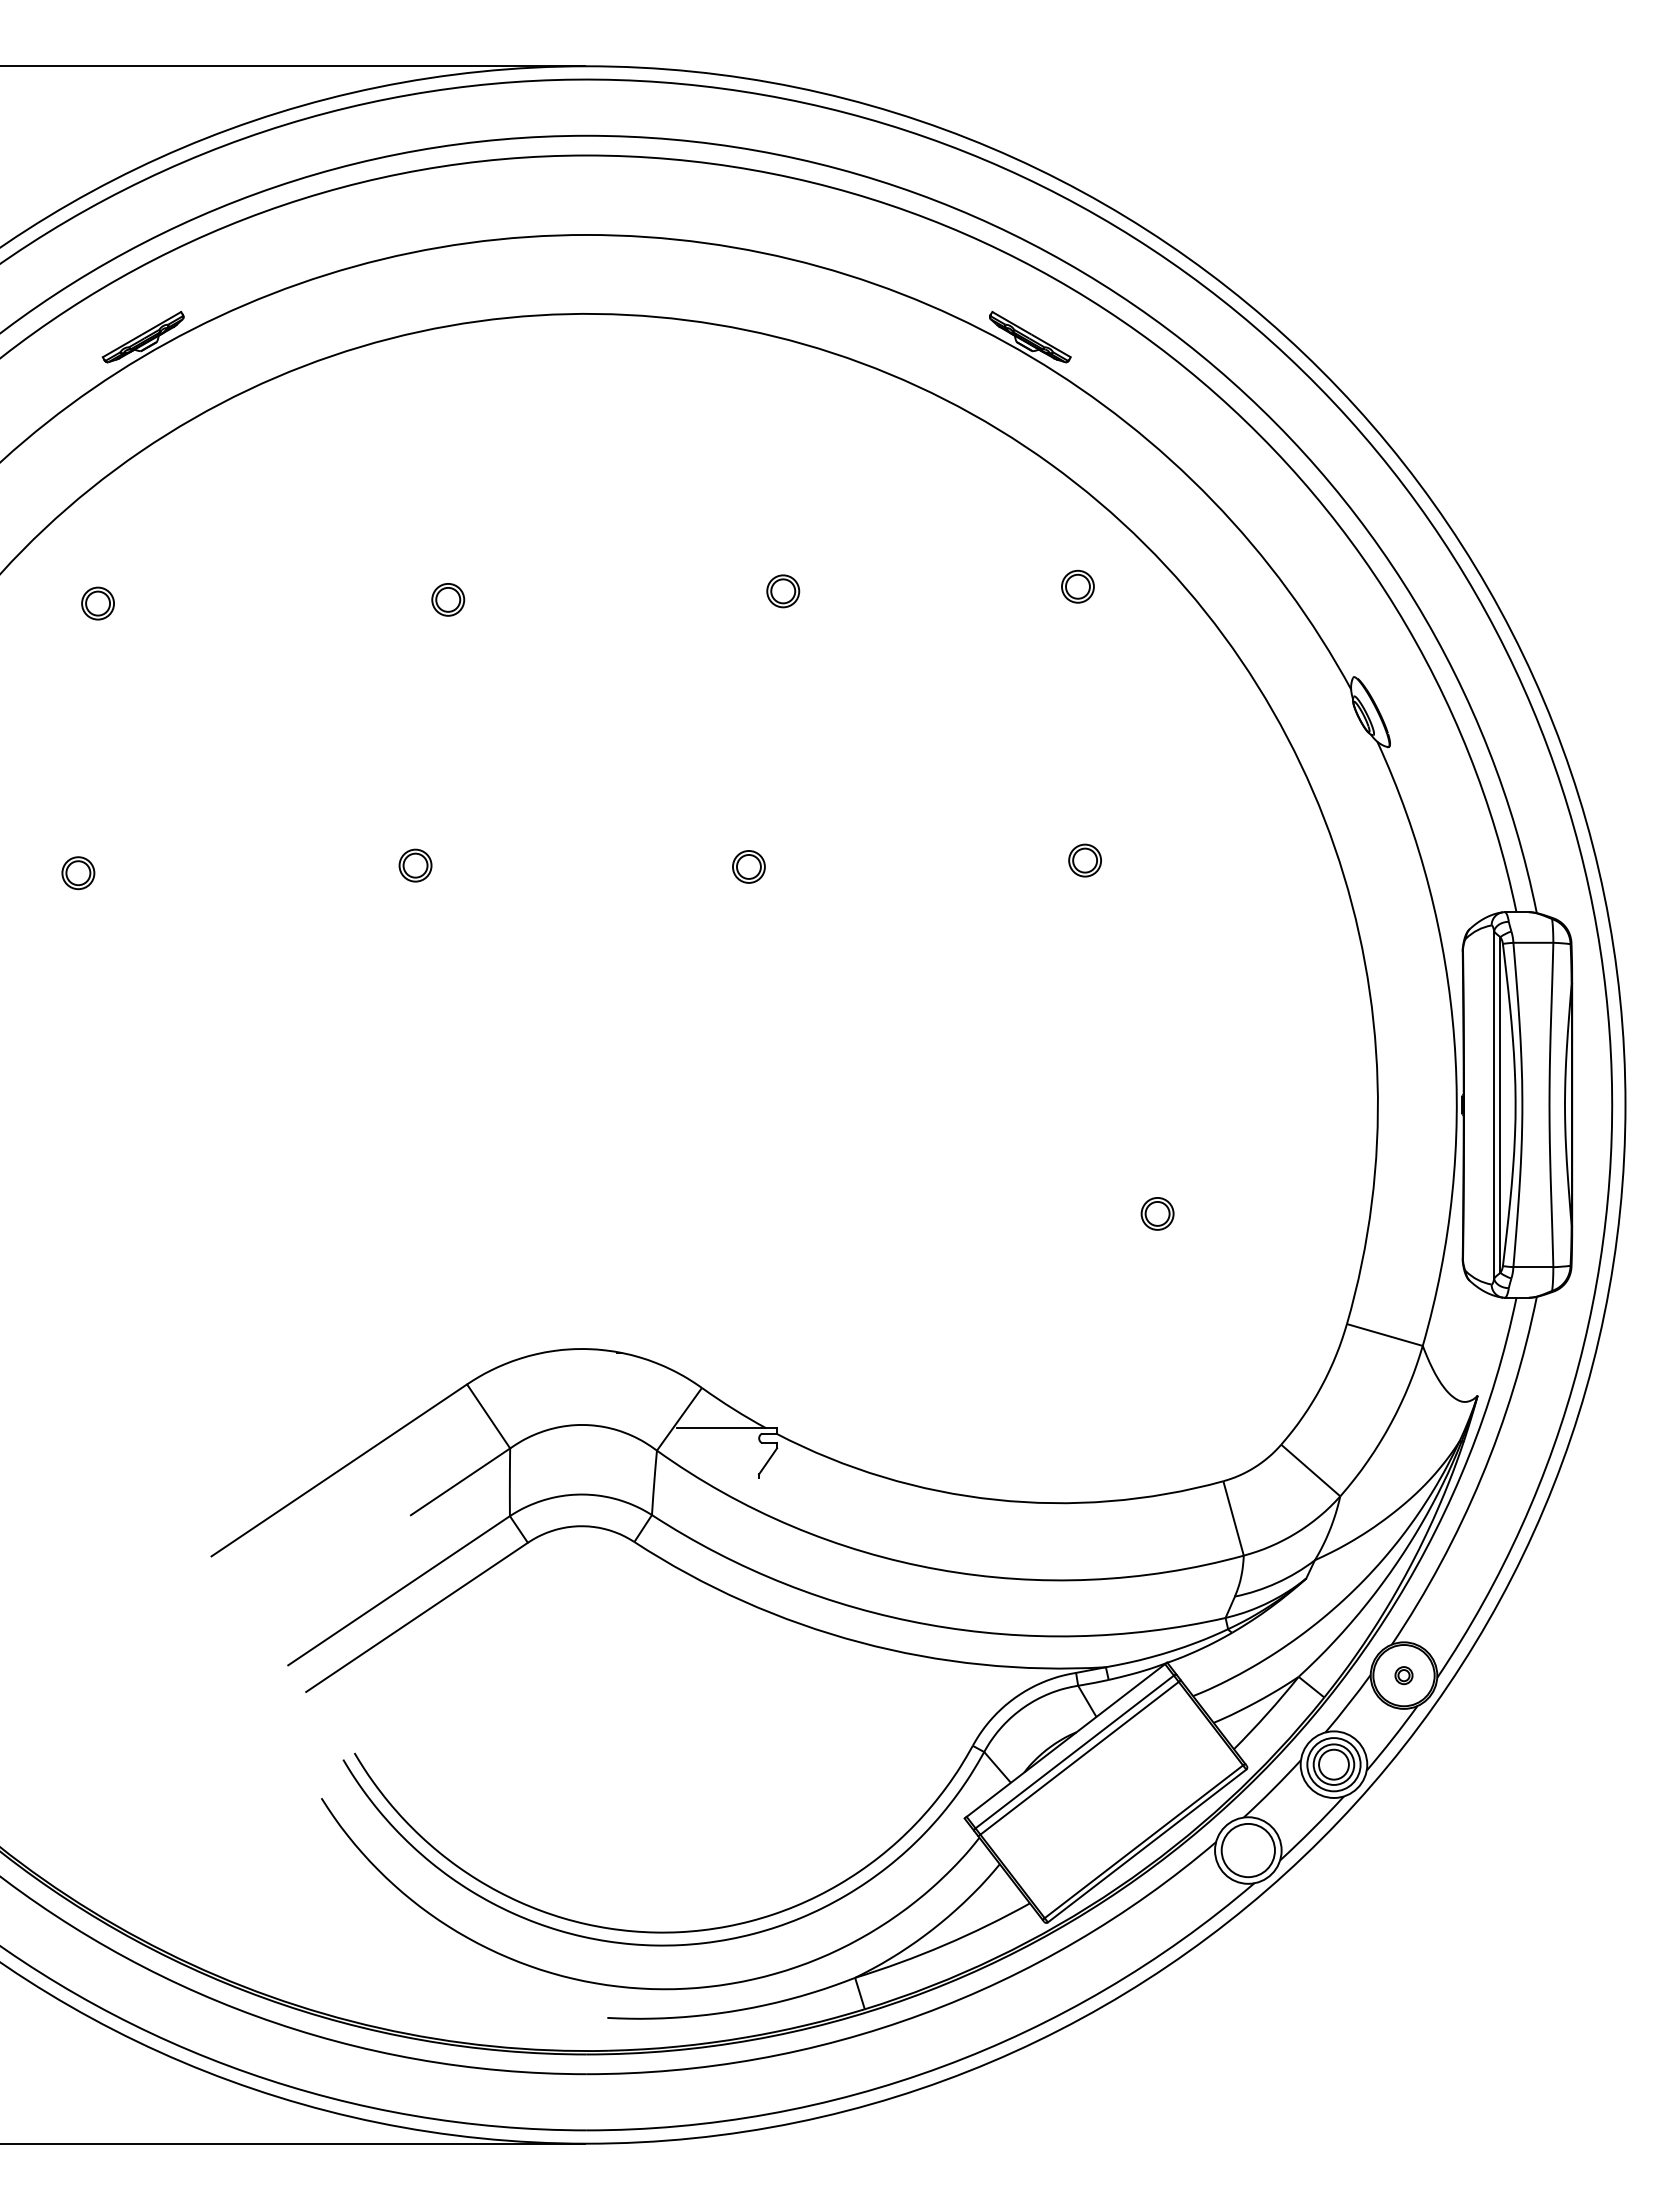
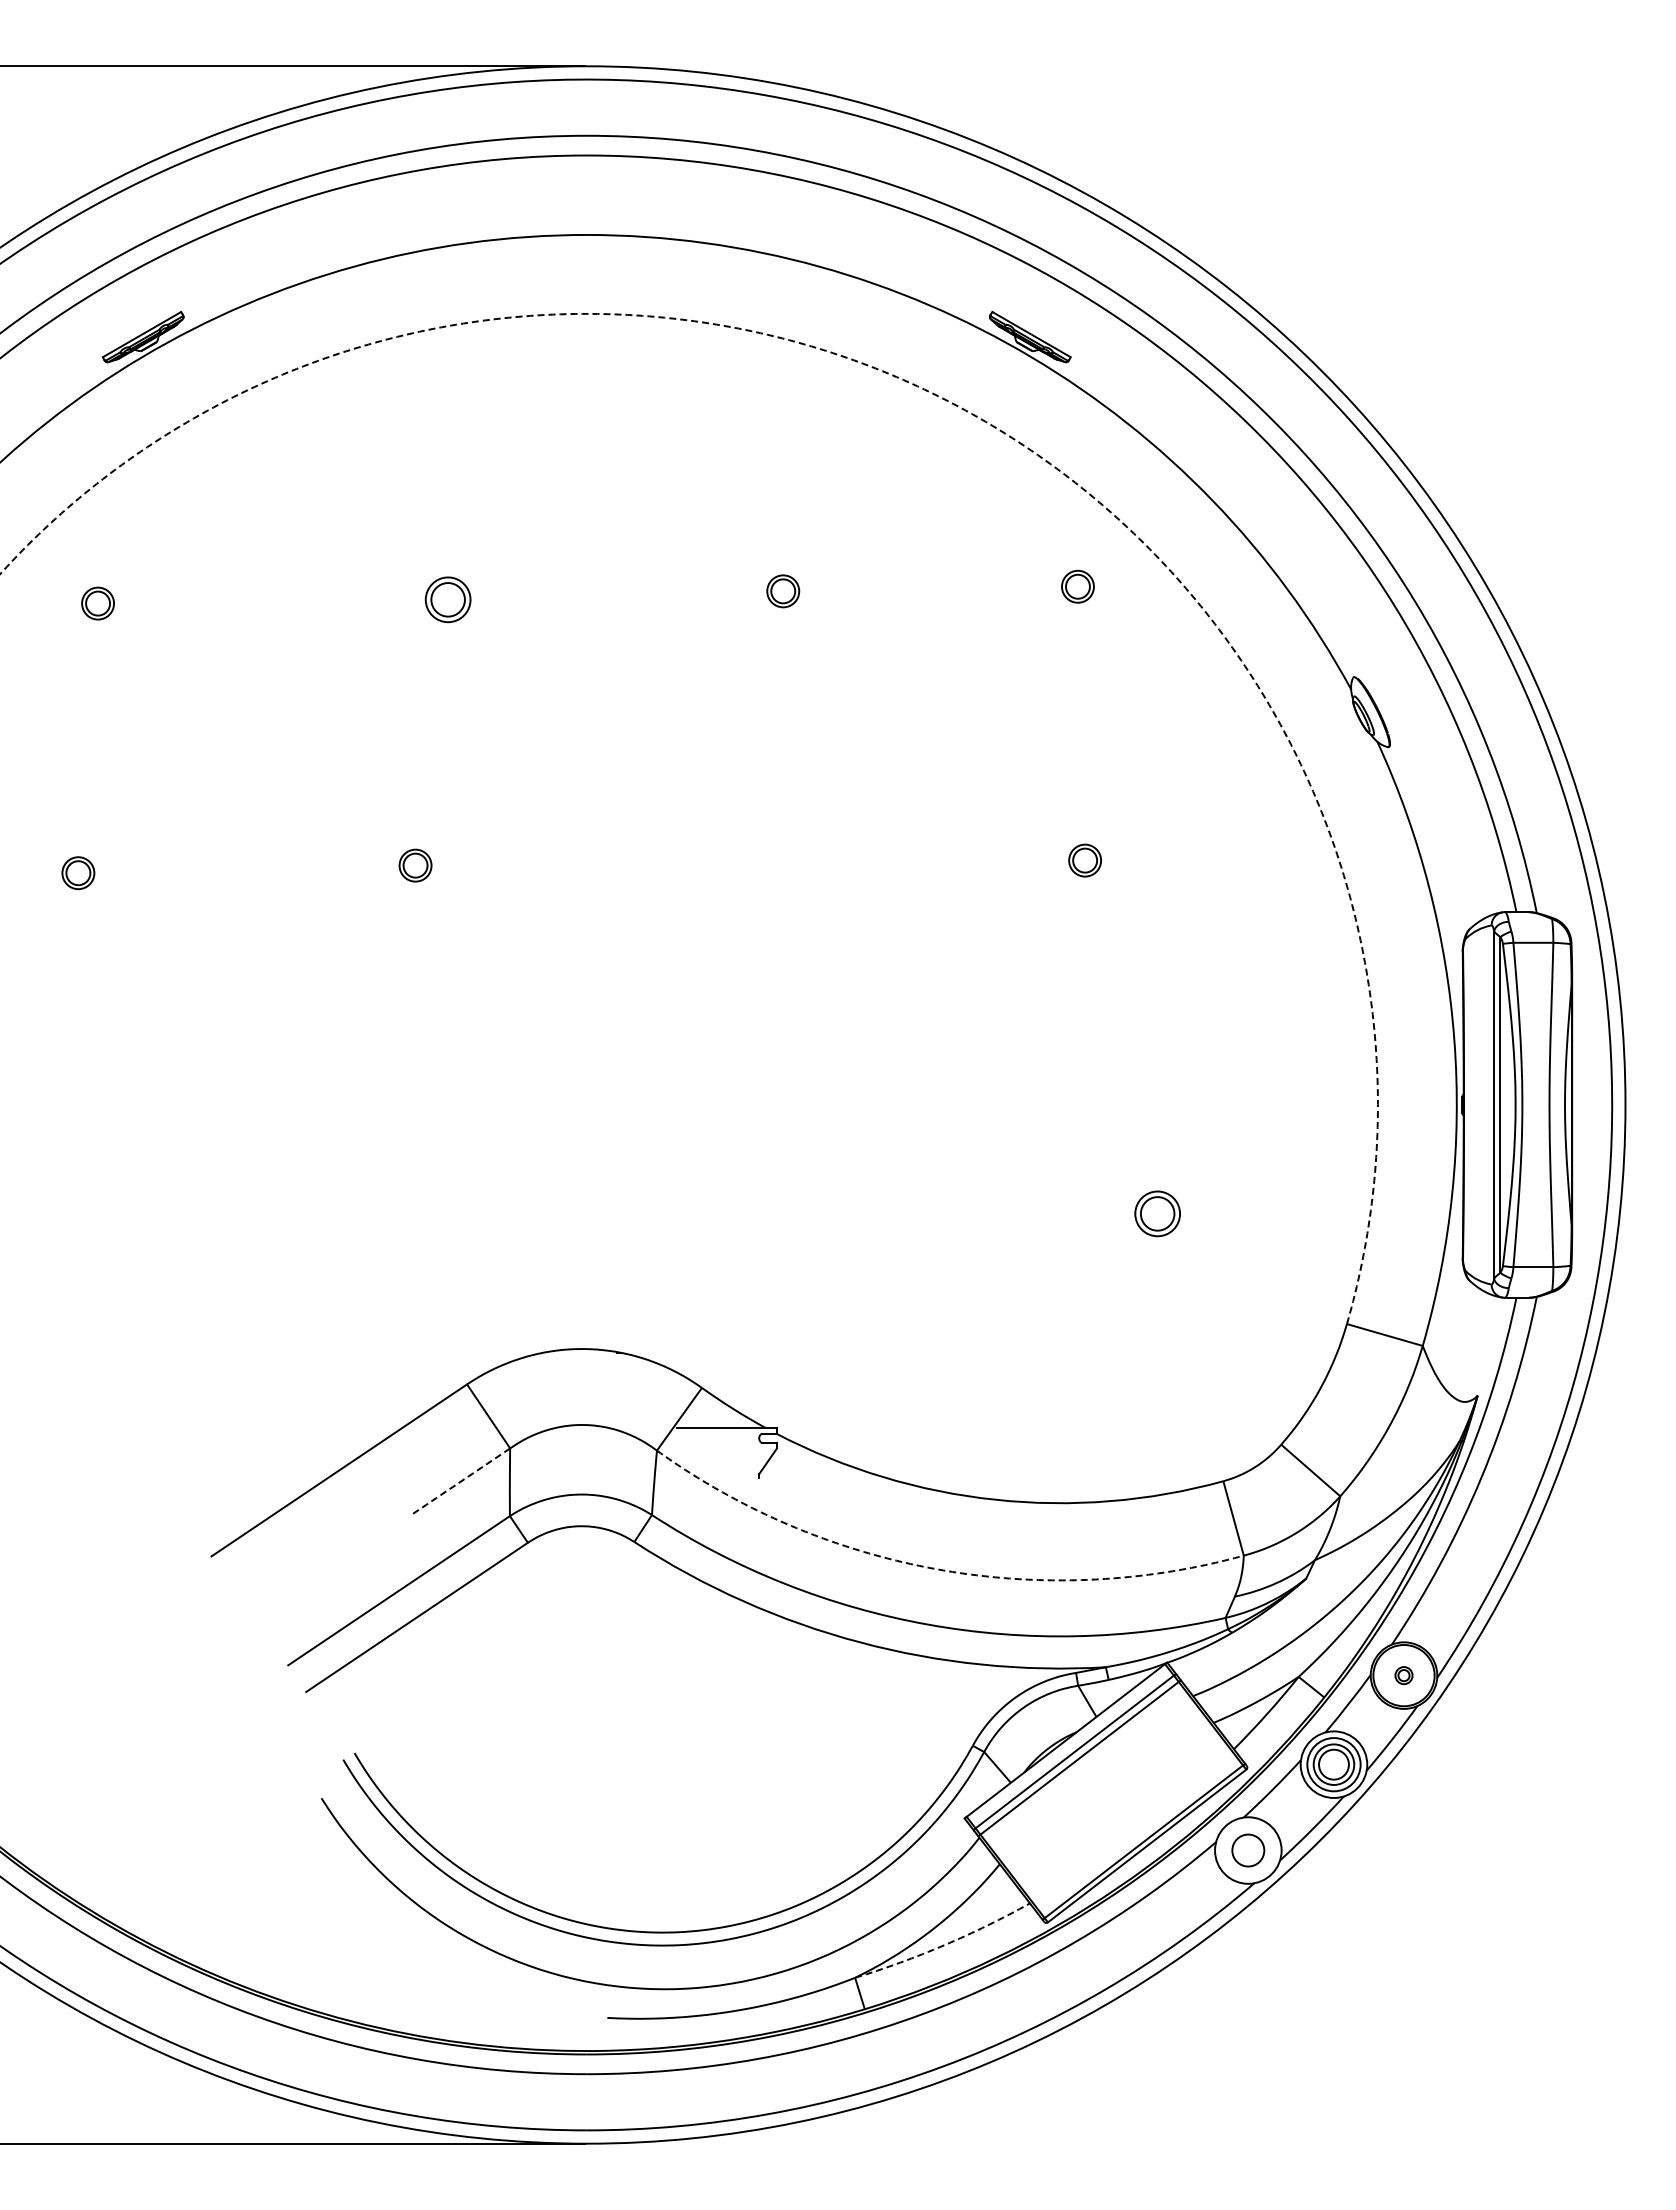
arc: solid -> dashed (971, 413)
part size: 35x34 px -> 48x48 px (447, 599)
part: present -> none (748, 866)
part size: 35x34 px -> 47x48 px (1157, 1213)
line: solid -> dashed (460, 1481)
arc: solid -> dashed (938, 1569)
circle diameter: 53 px -> 32 px (1248, 1850)
arc: solid -> dashed (944, 1945)
